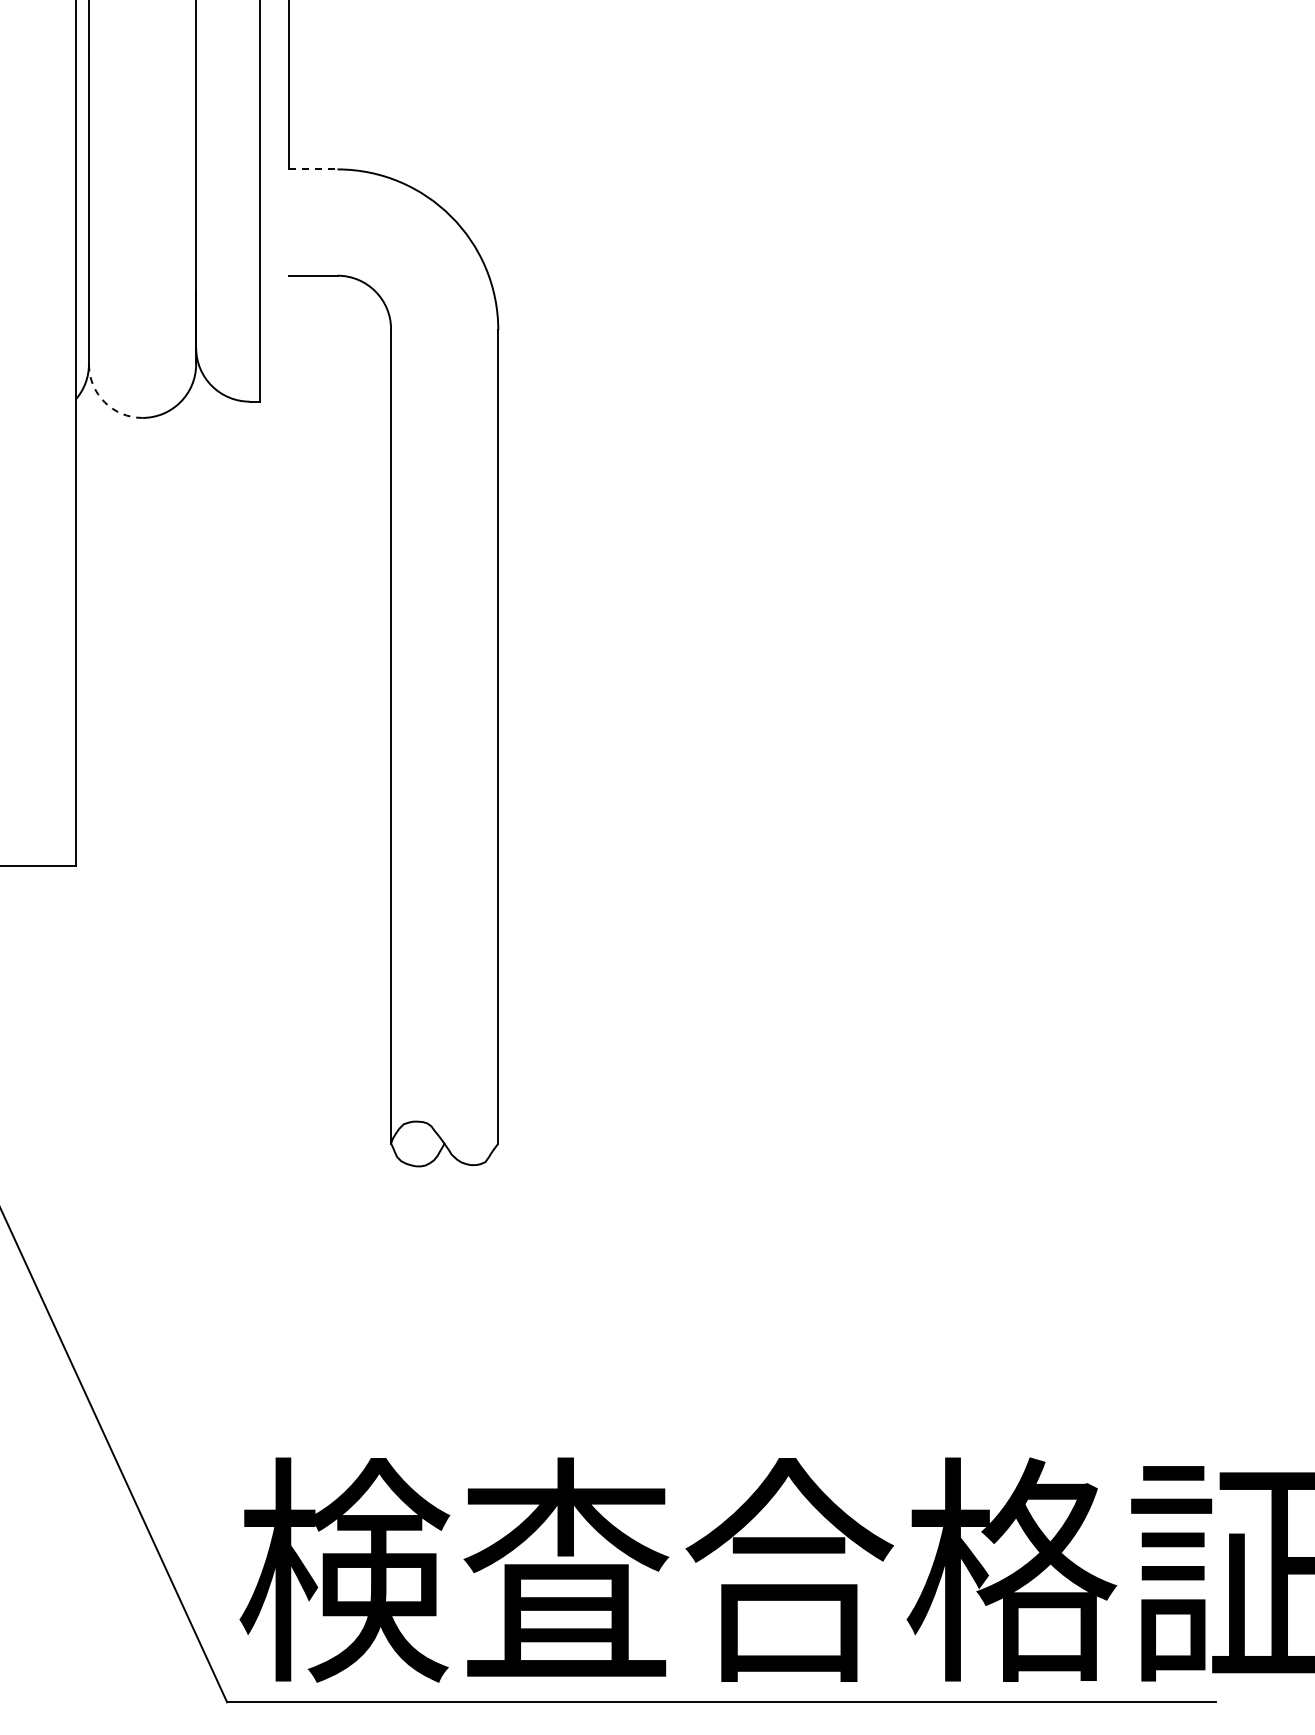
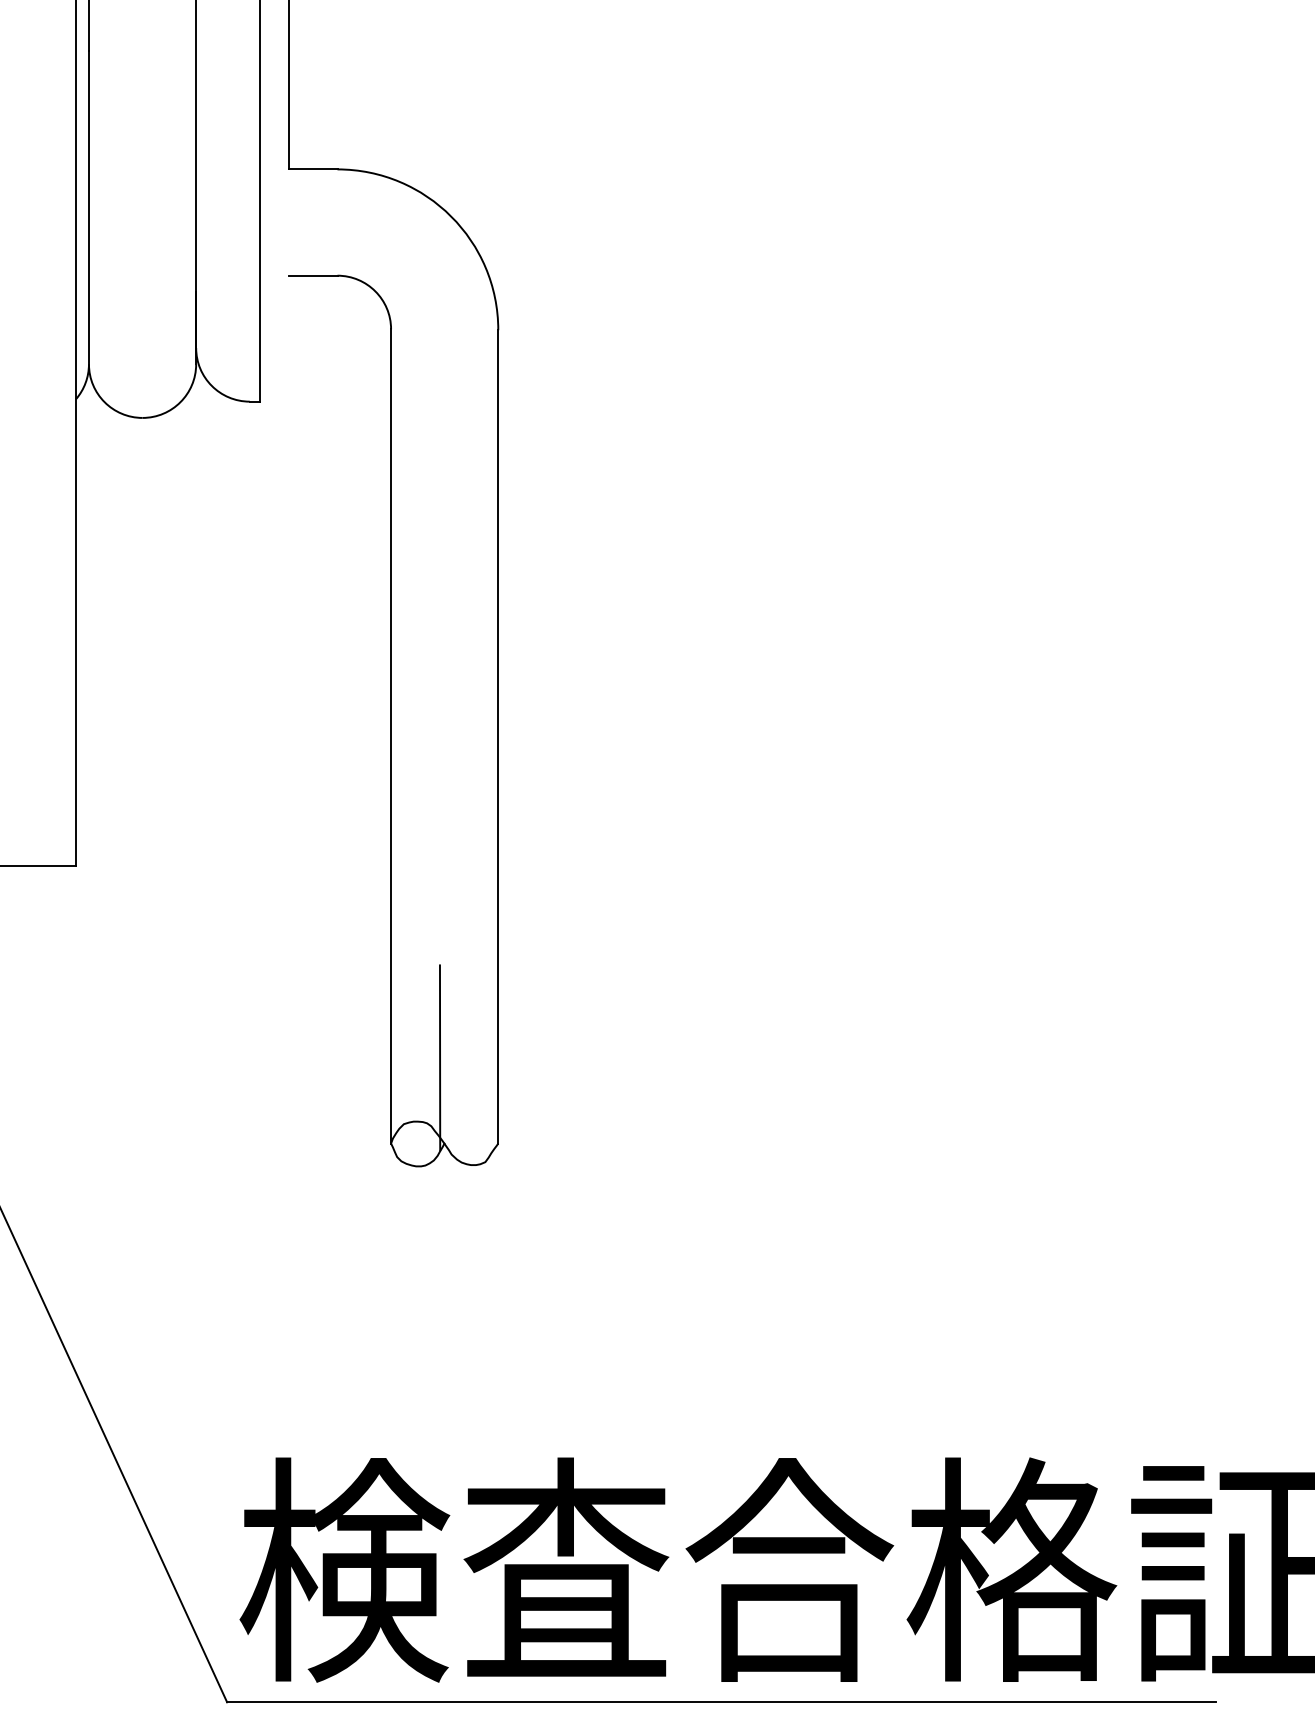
line: dashed -> solid (313, 169)
arc: dashed -> solid (104, 402)
line: none -> present (439, 1057)
